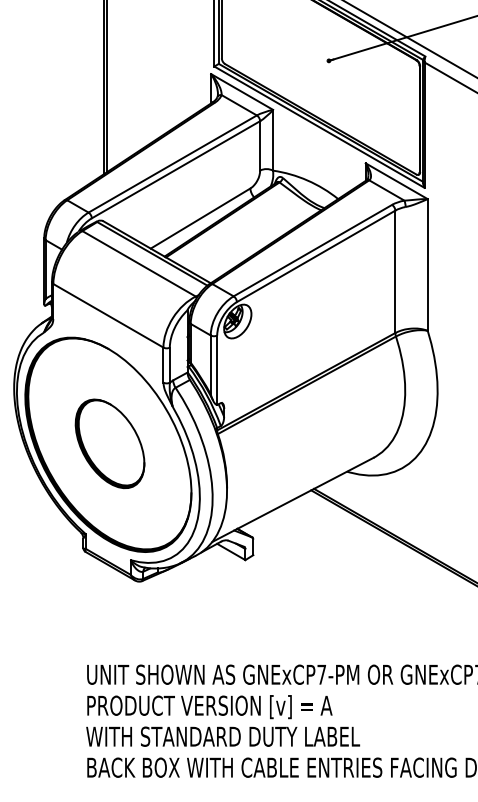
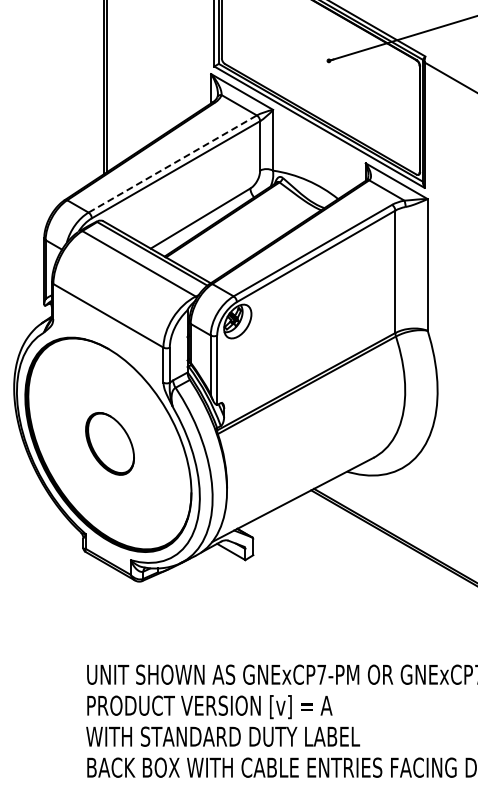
line: present -> none (410, 39)
line: solid -> dashed (173, 163)
part size: 72x92 px -> 50x64 px (109, 443)
